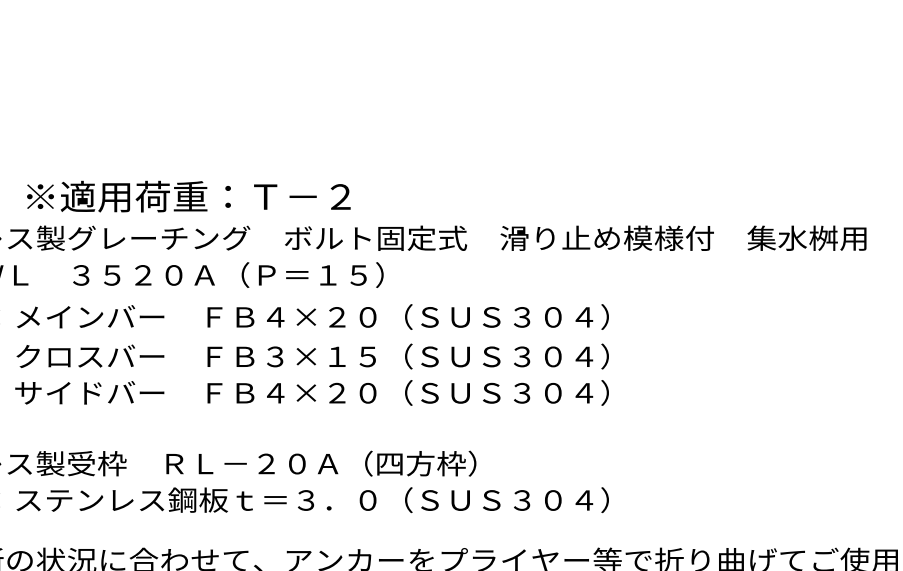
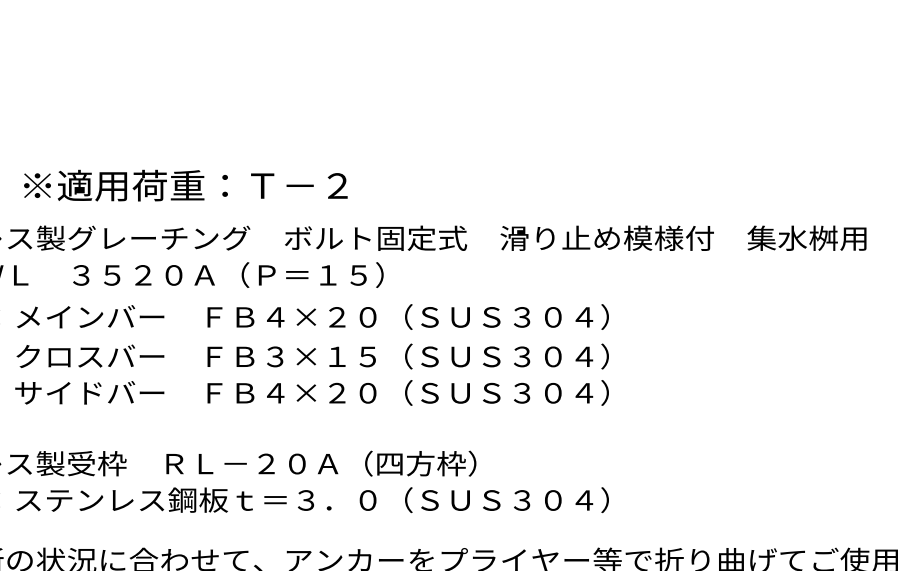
text position: (188, 196) -> (185, 185) (185, 185)
